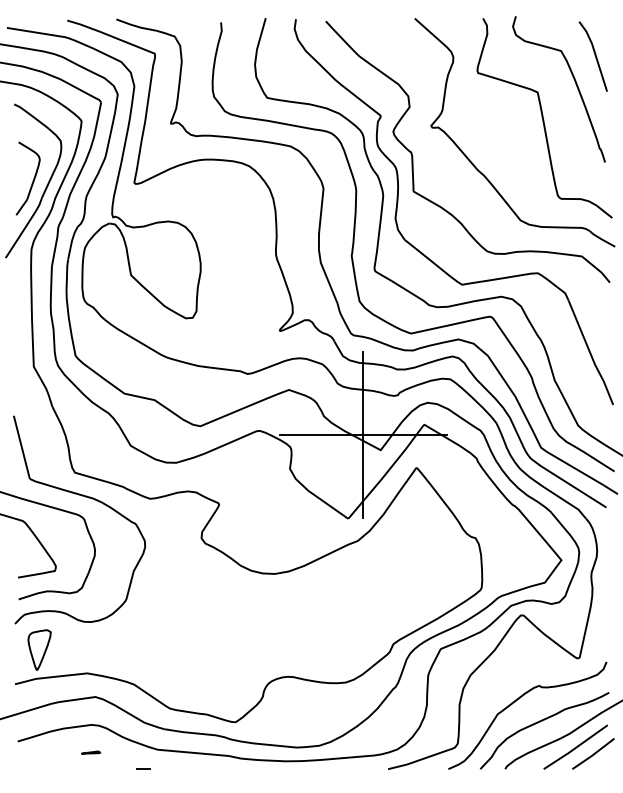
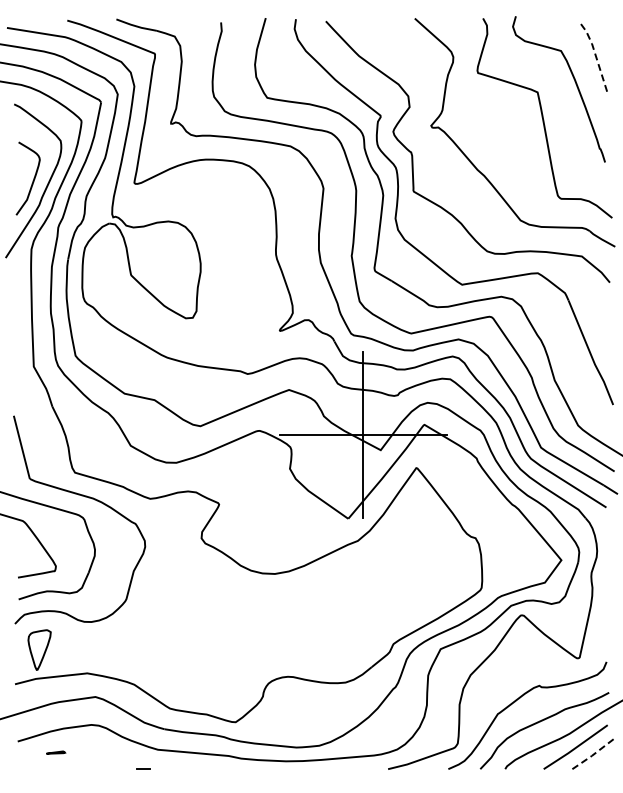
line: solid -> dashed (595, 54)
line position: (91, 752) -> (56, 752) (56, 752)
line: solid -> dashed (593, 754)
